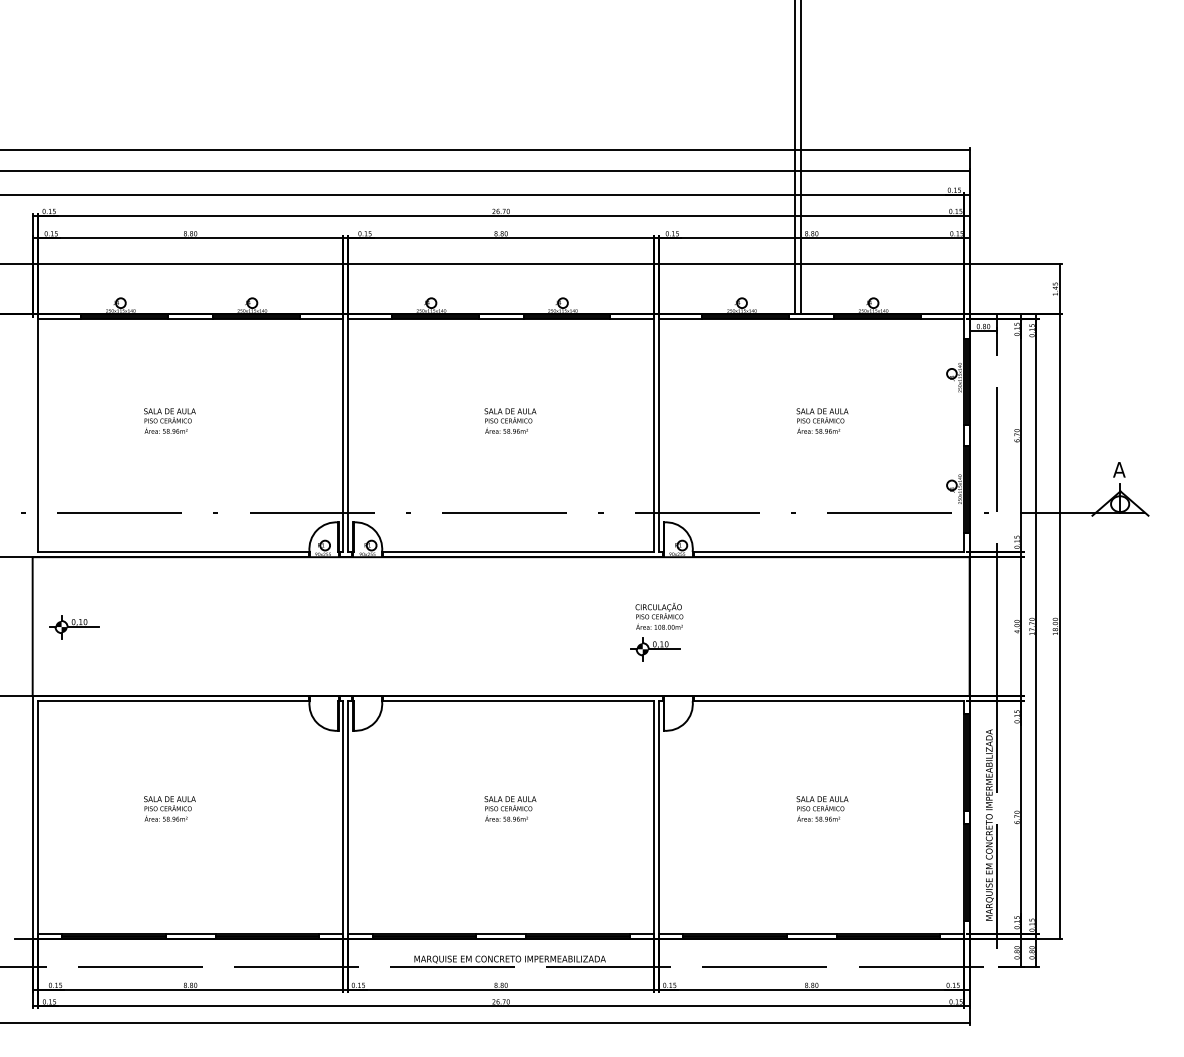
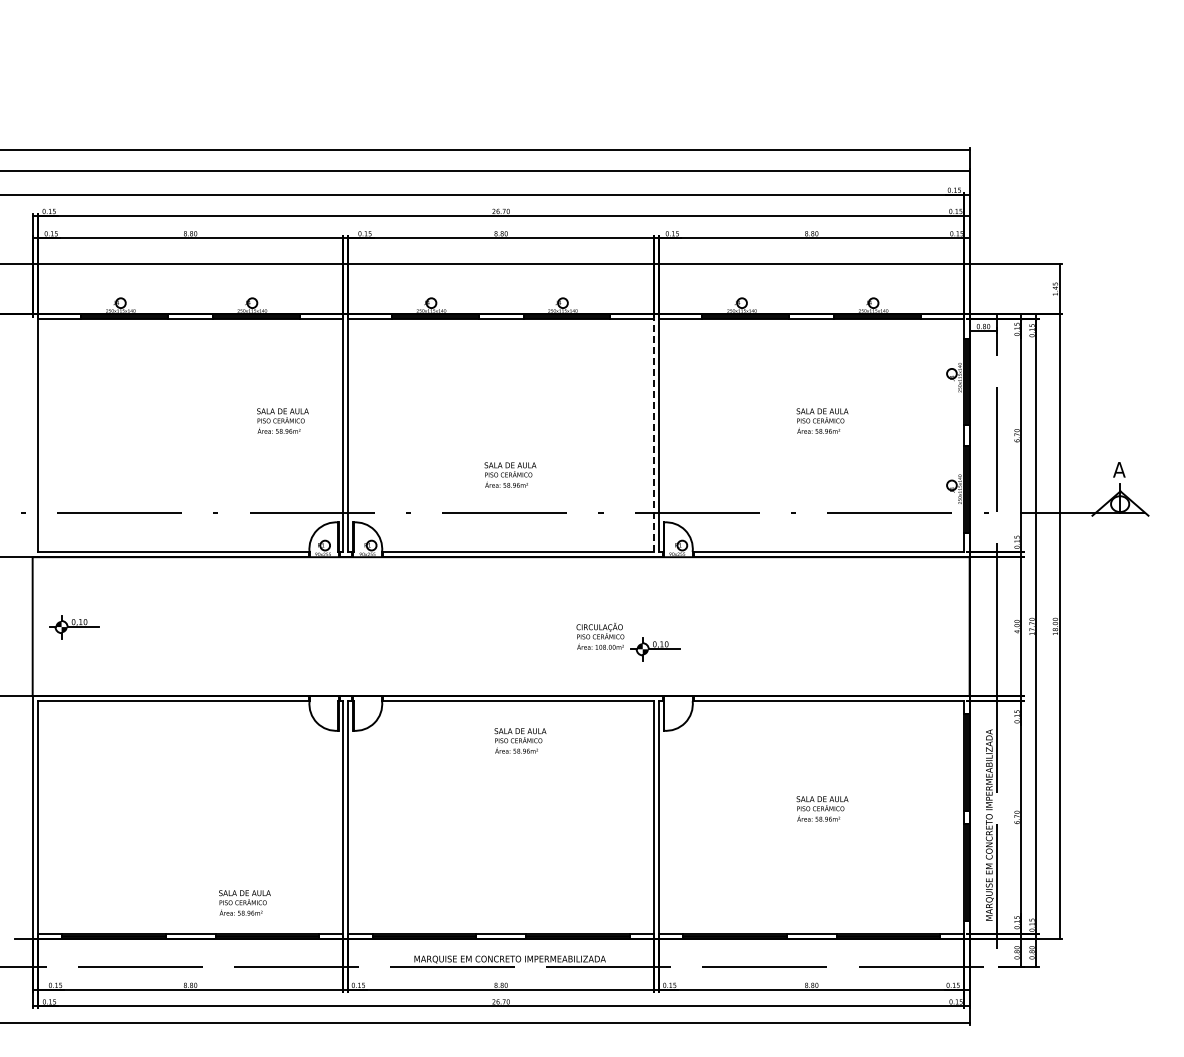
line: present -> none (795, 158)
line: present -> none (800, 158)
text position: (169, 420) -> (282, 420) (282, 420)
text position: (510, 420) -> (510, 474) (510, 474)
line: solid -> dashed (653, 435)
text position: (659, 616) -> (600, 636) (600, 636)
text position: (169, 808) -> (244, 902) (244, 902)
text position: (510, 808) -> (520, 740) (520, 740)
